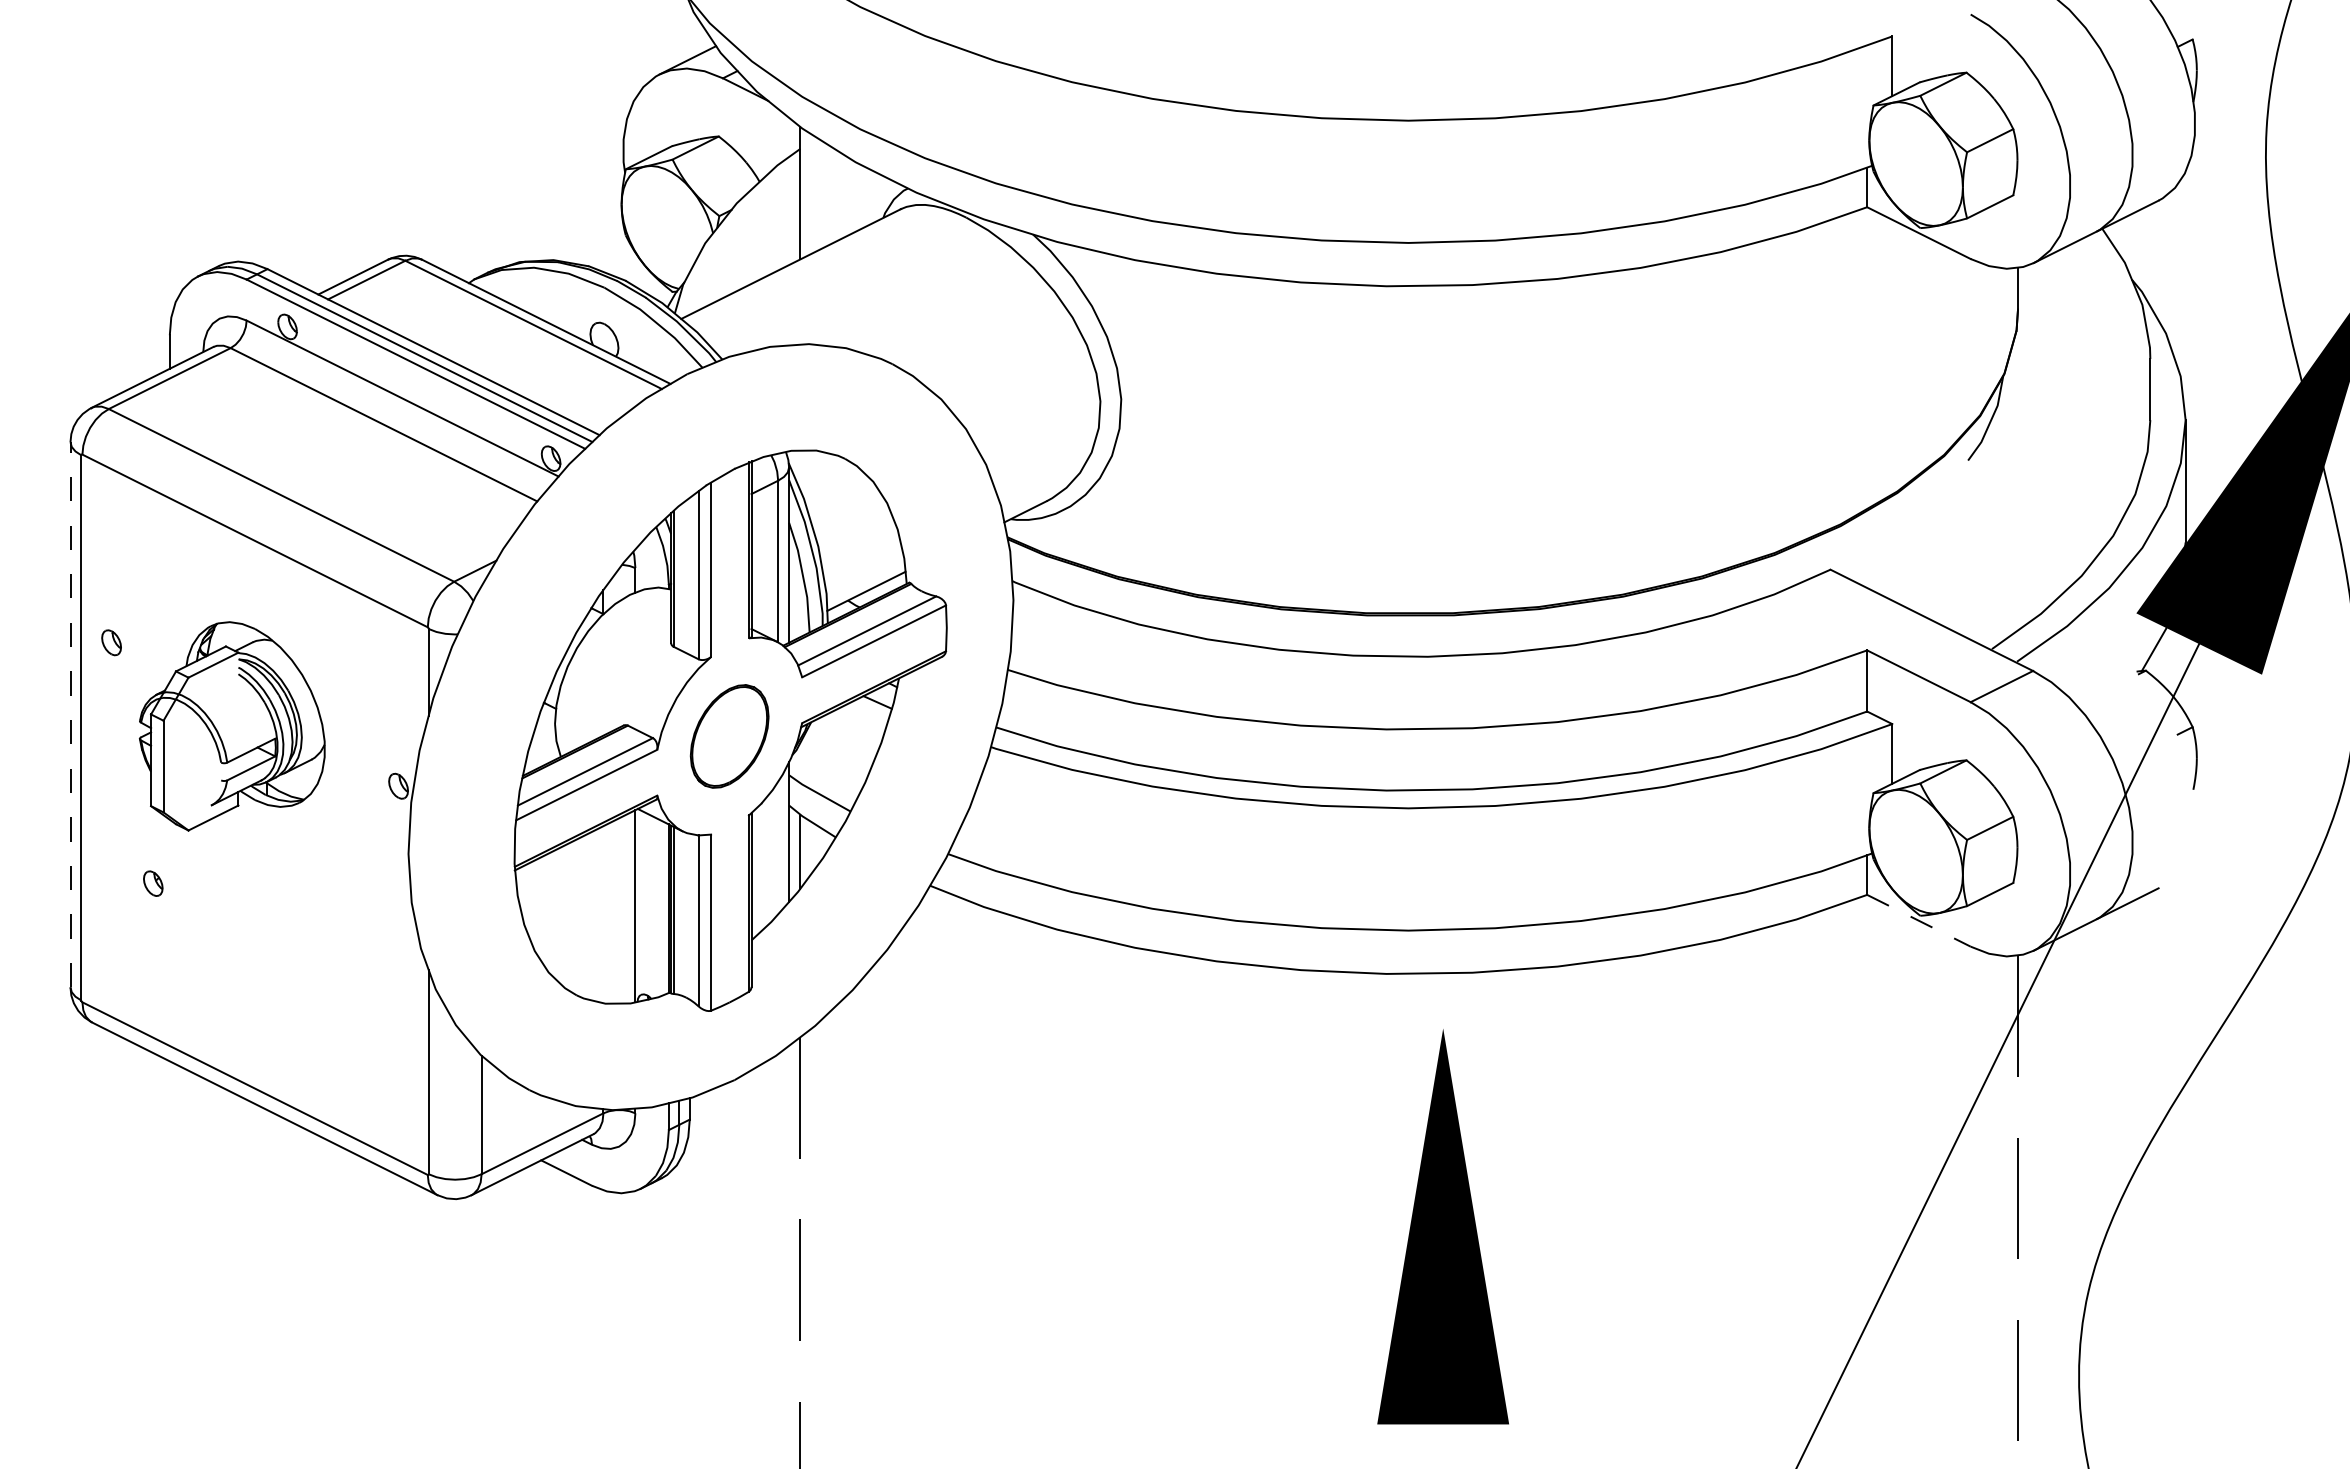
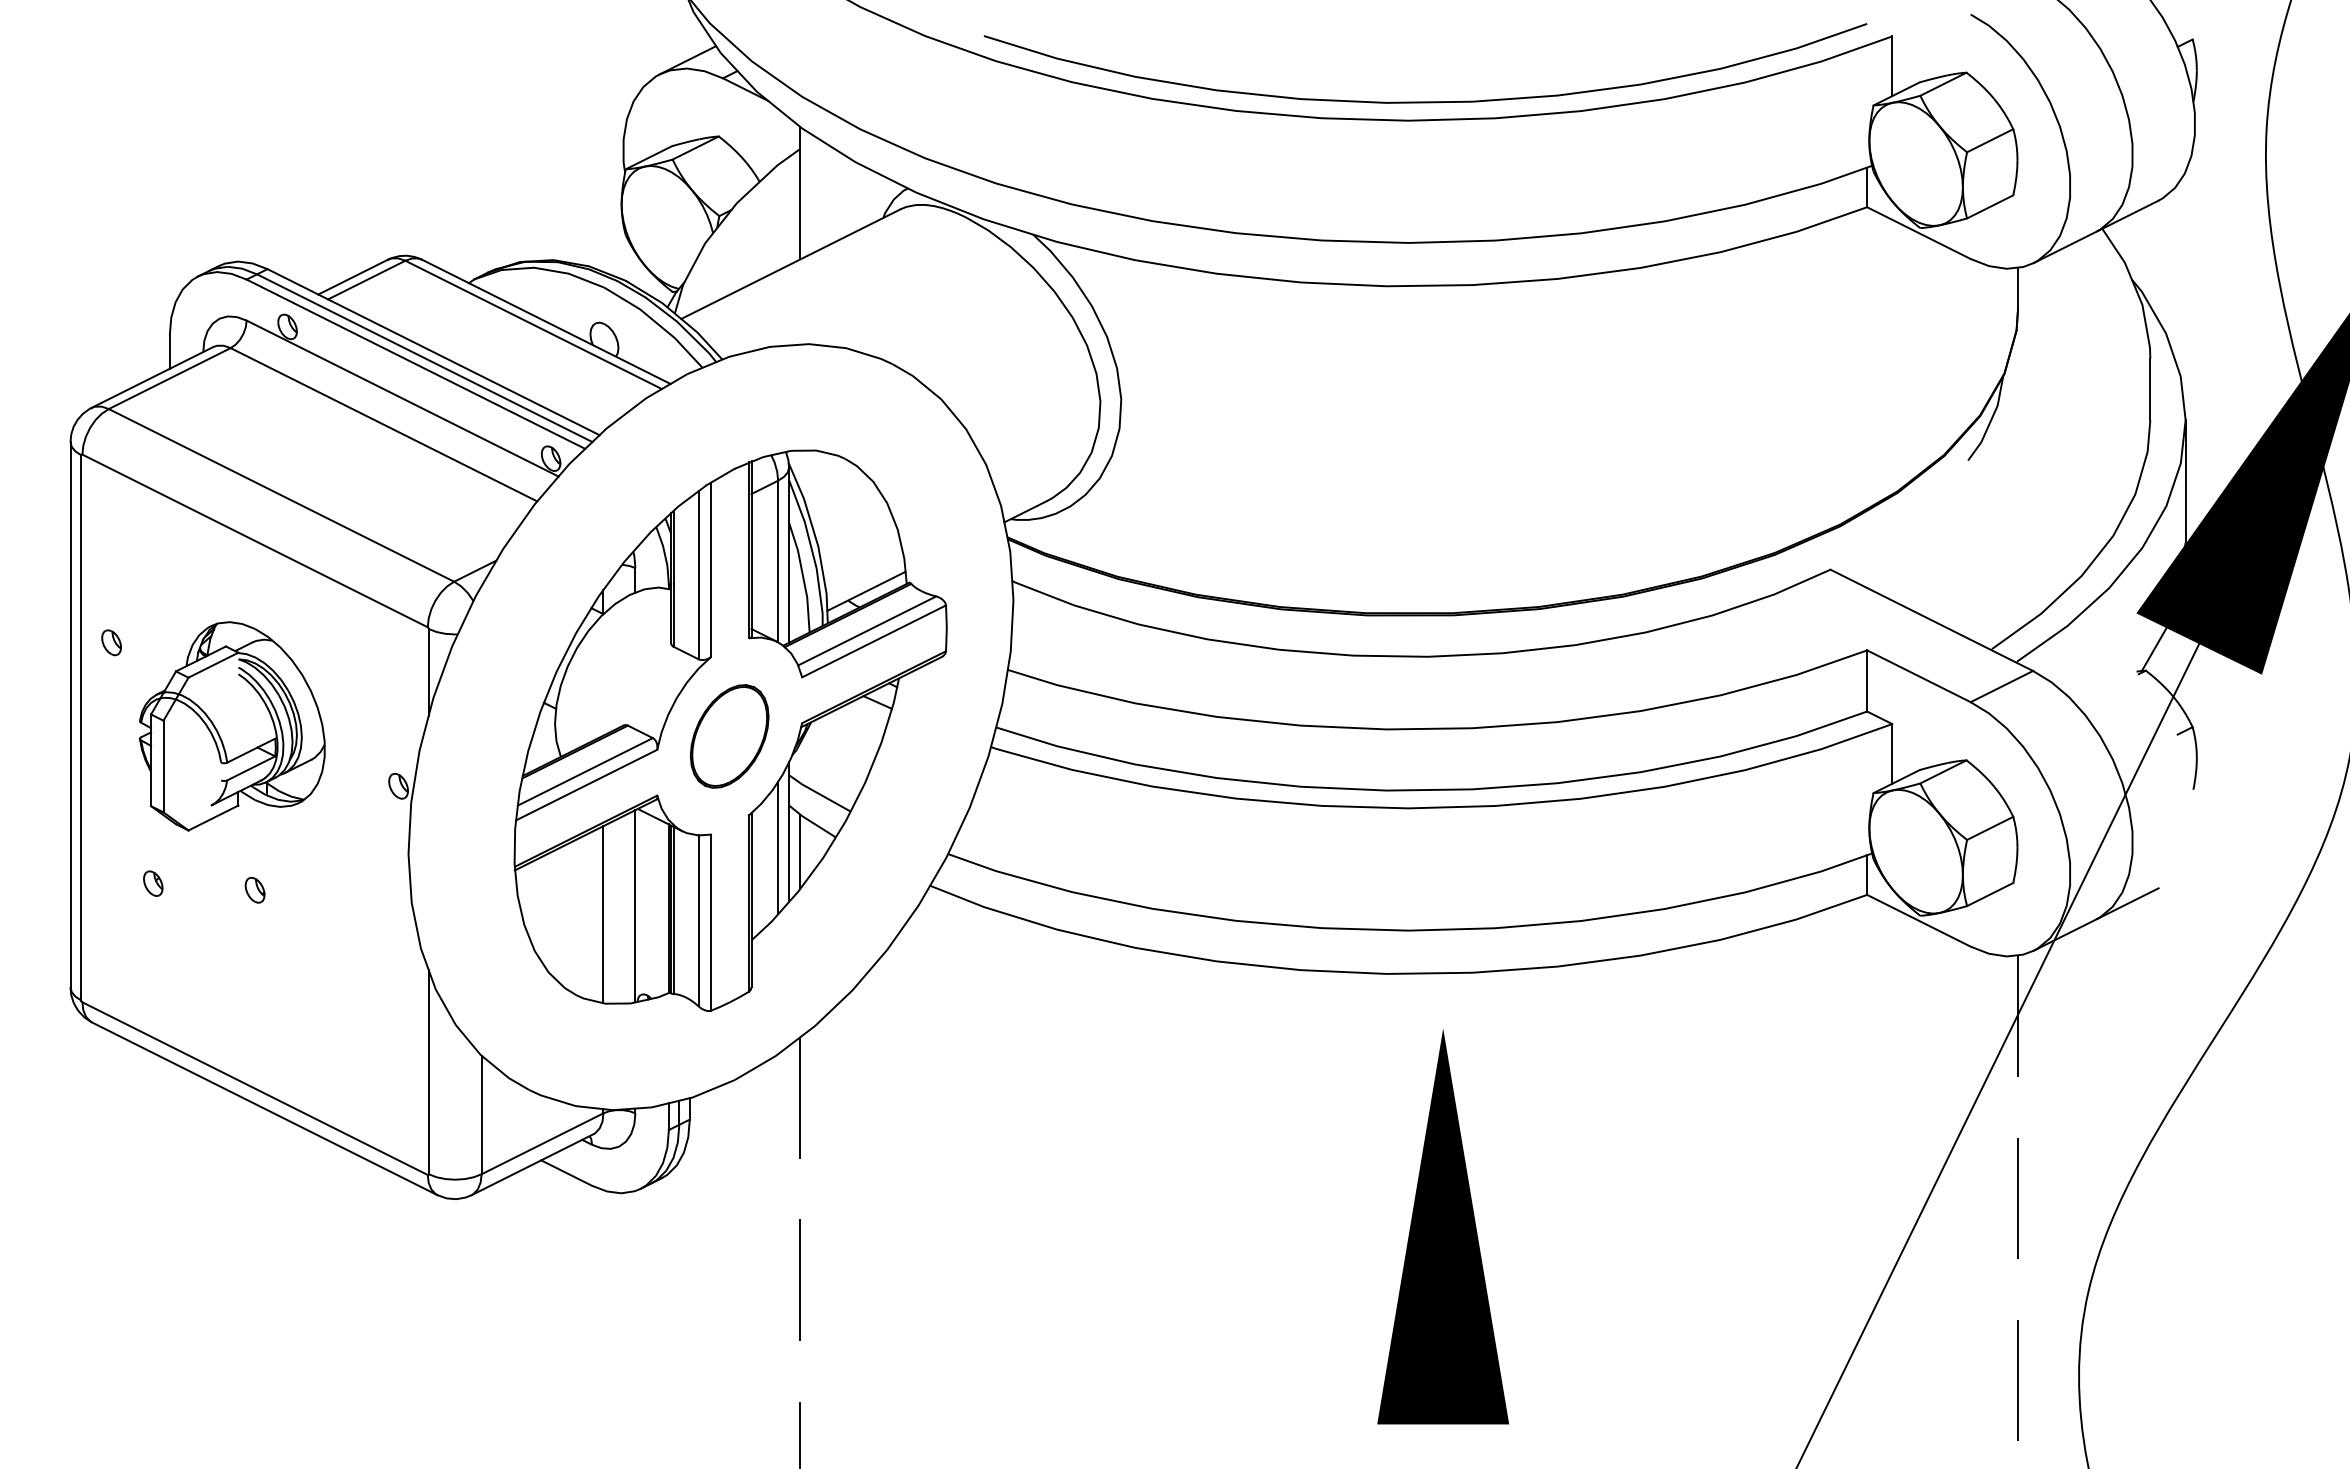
curve: none -> present (1425, 101)
line: dashed -> solid (70, 714)
line: none -> present (778, 847)
part: none -> present (254, 889)
line: none -> present (603, 914)
line: dashed -> solid (1918, 920)
